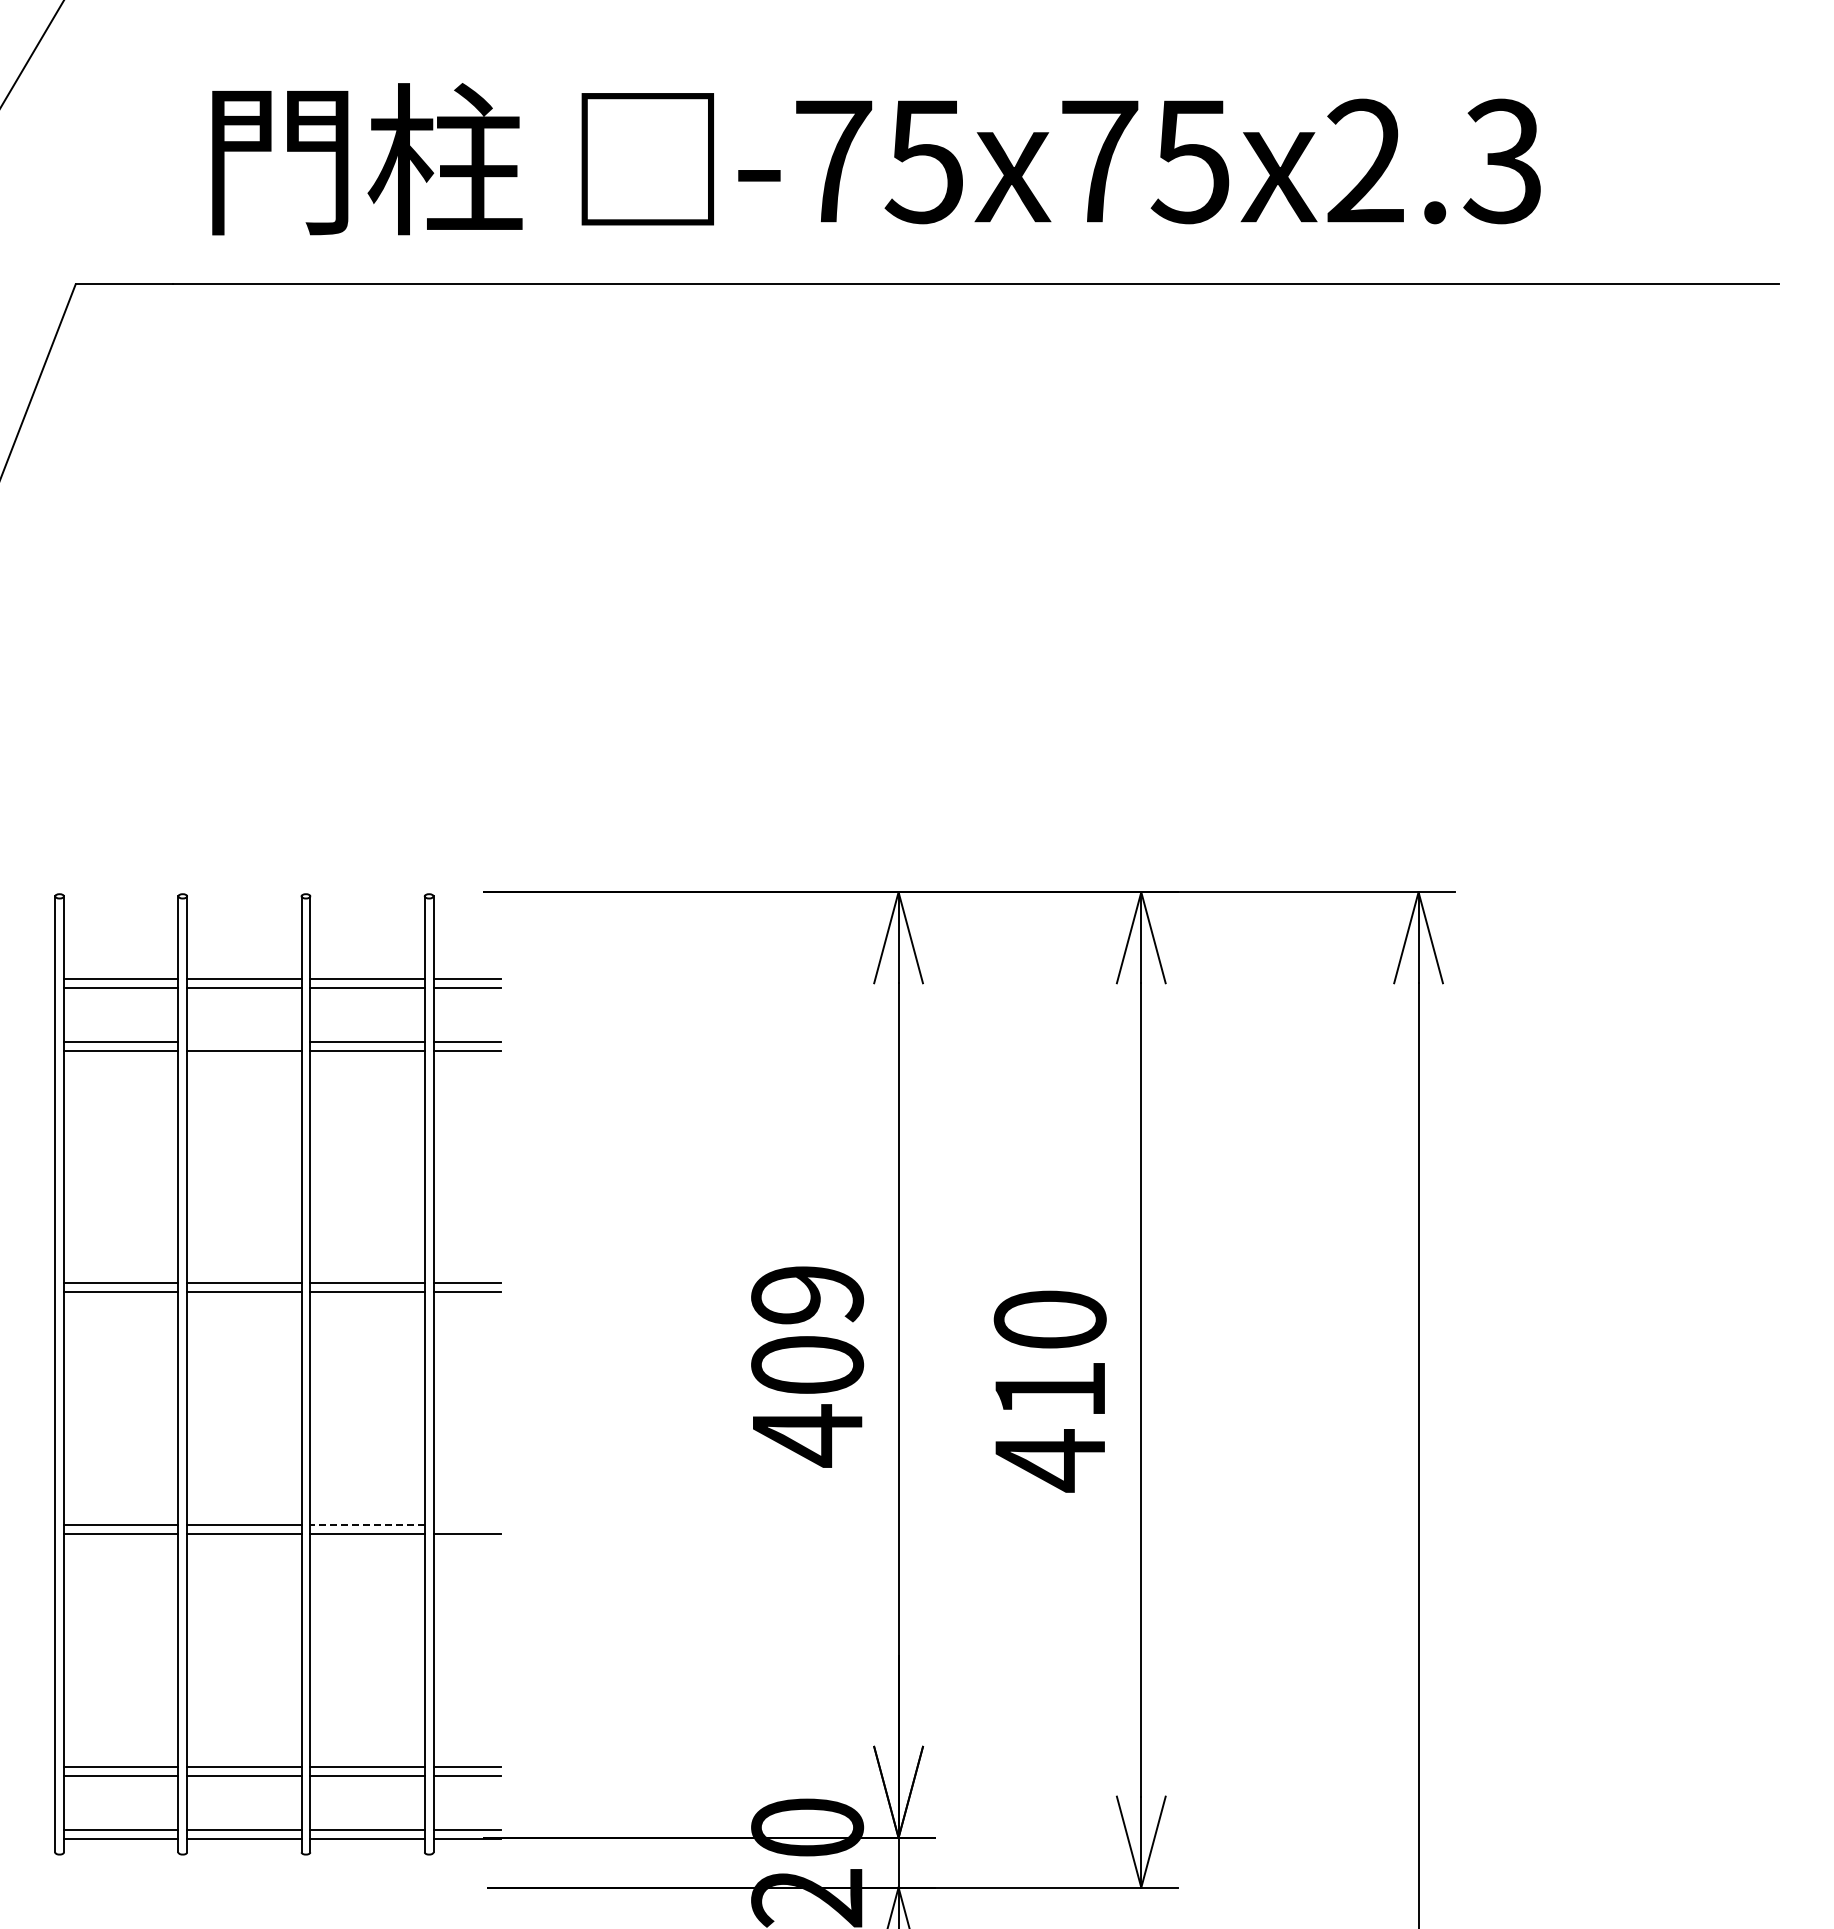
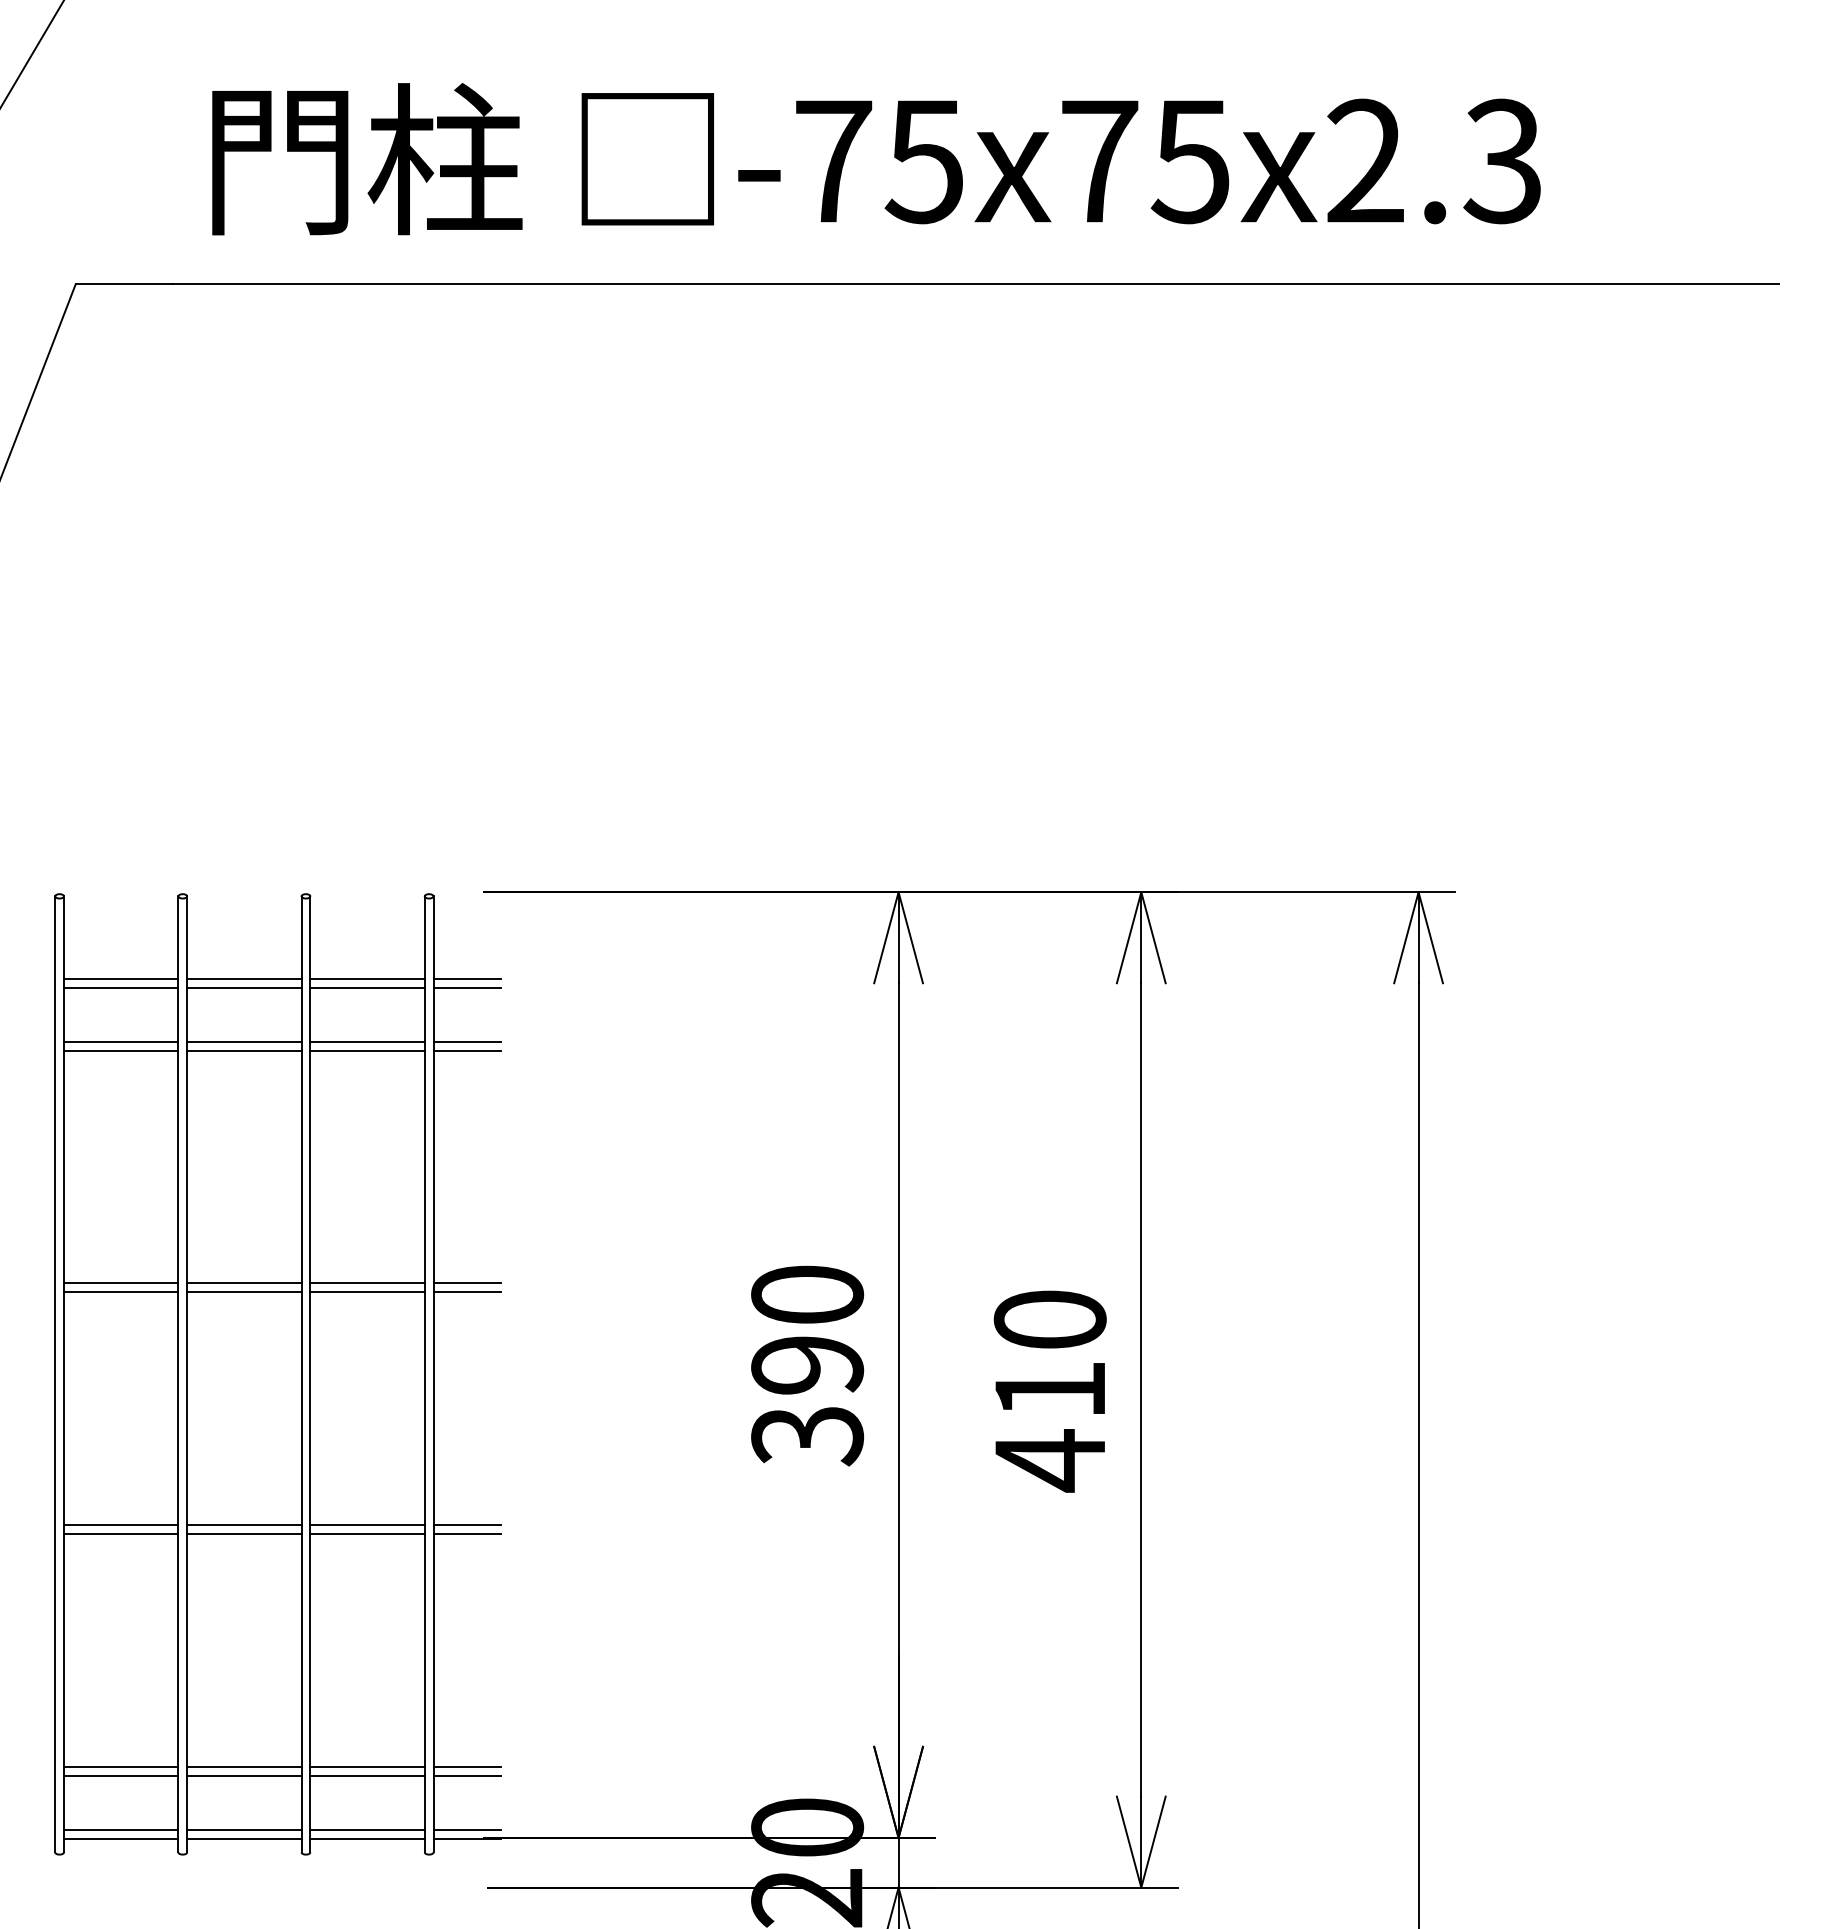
line: none -> present (244, 1041)
text: 409 -> 390 (807, 1366)
line: dashed -> solid (367, 1525)
line: none -> present (466, 1525)
